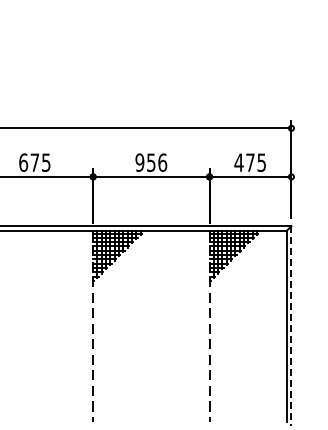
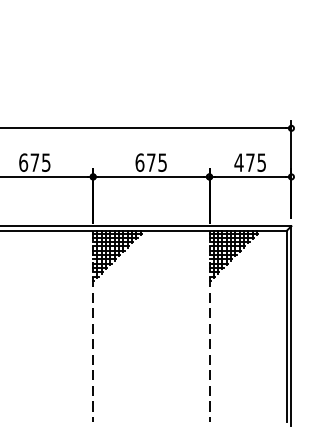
text: 956 -> 675 (151, 162)
line: dashed -> solid (291, 326)
